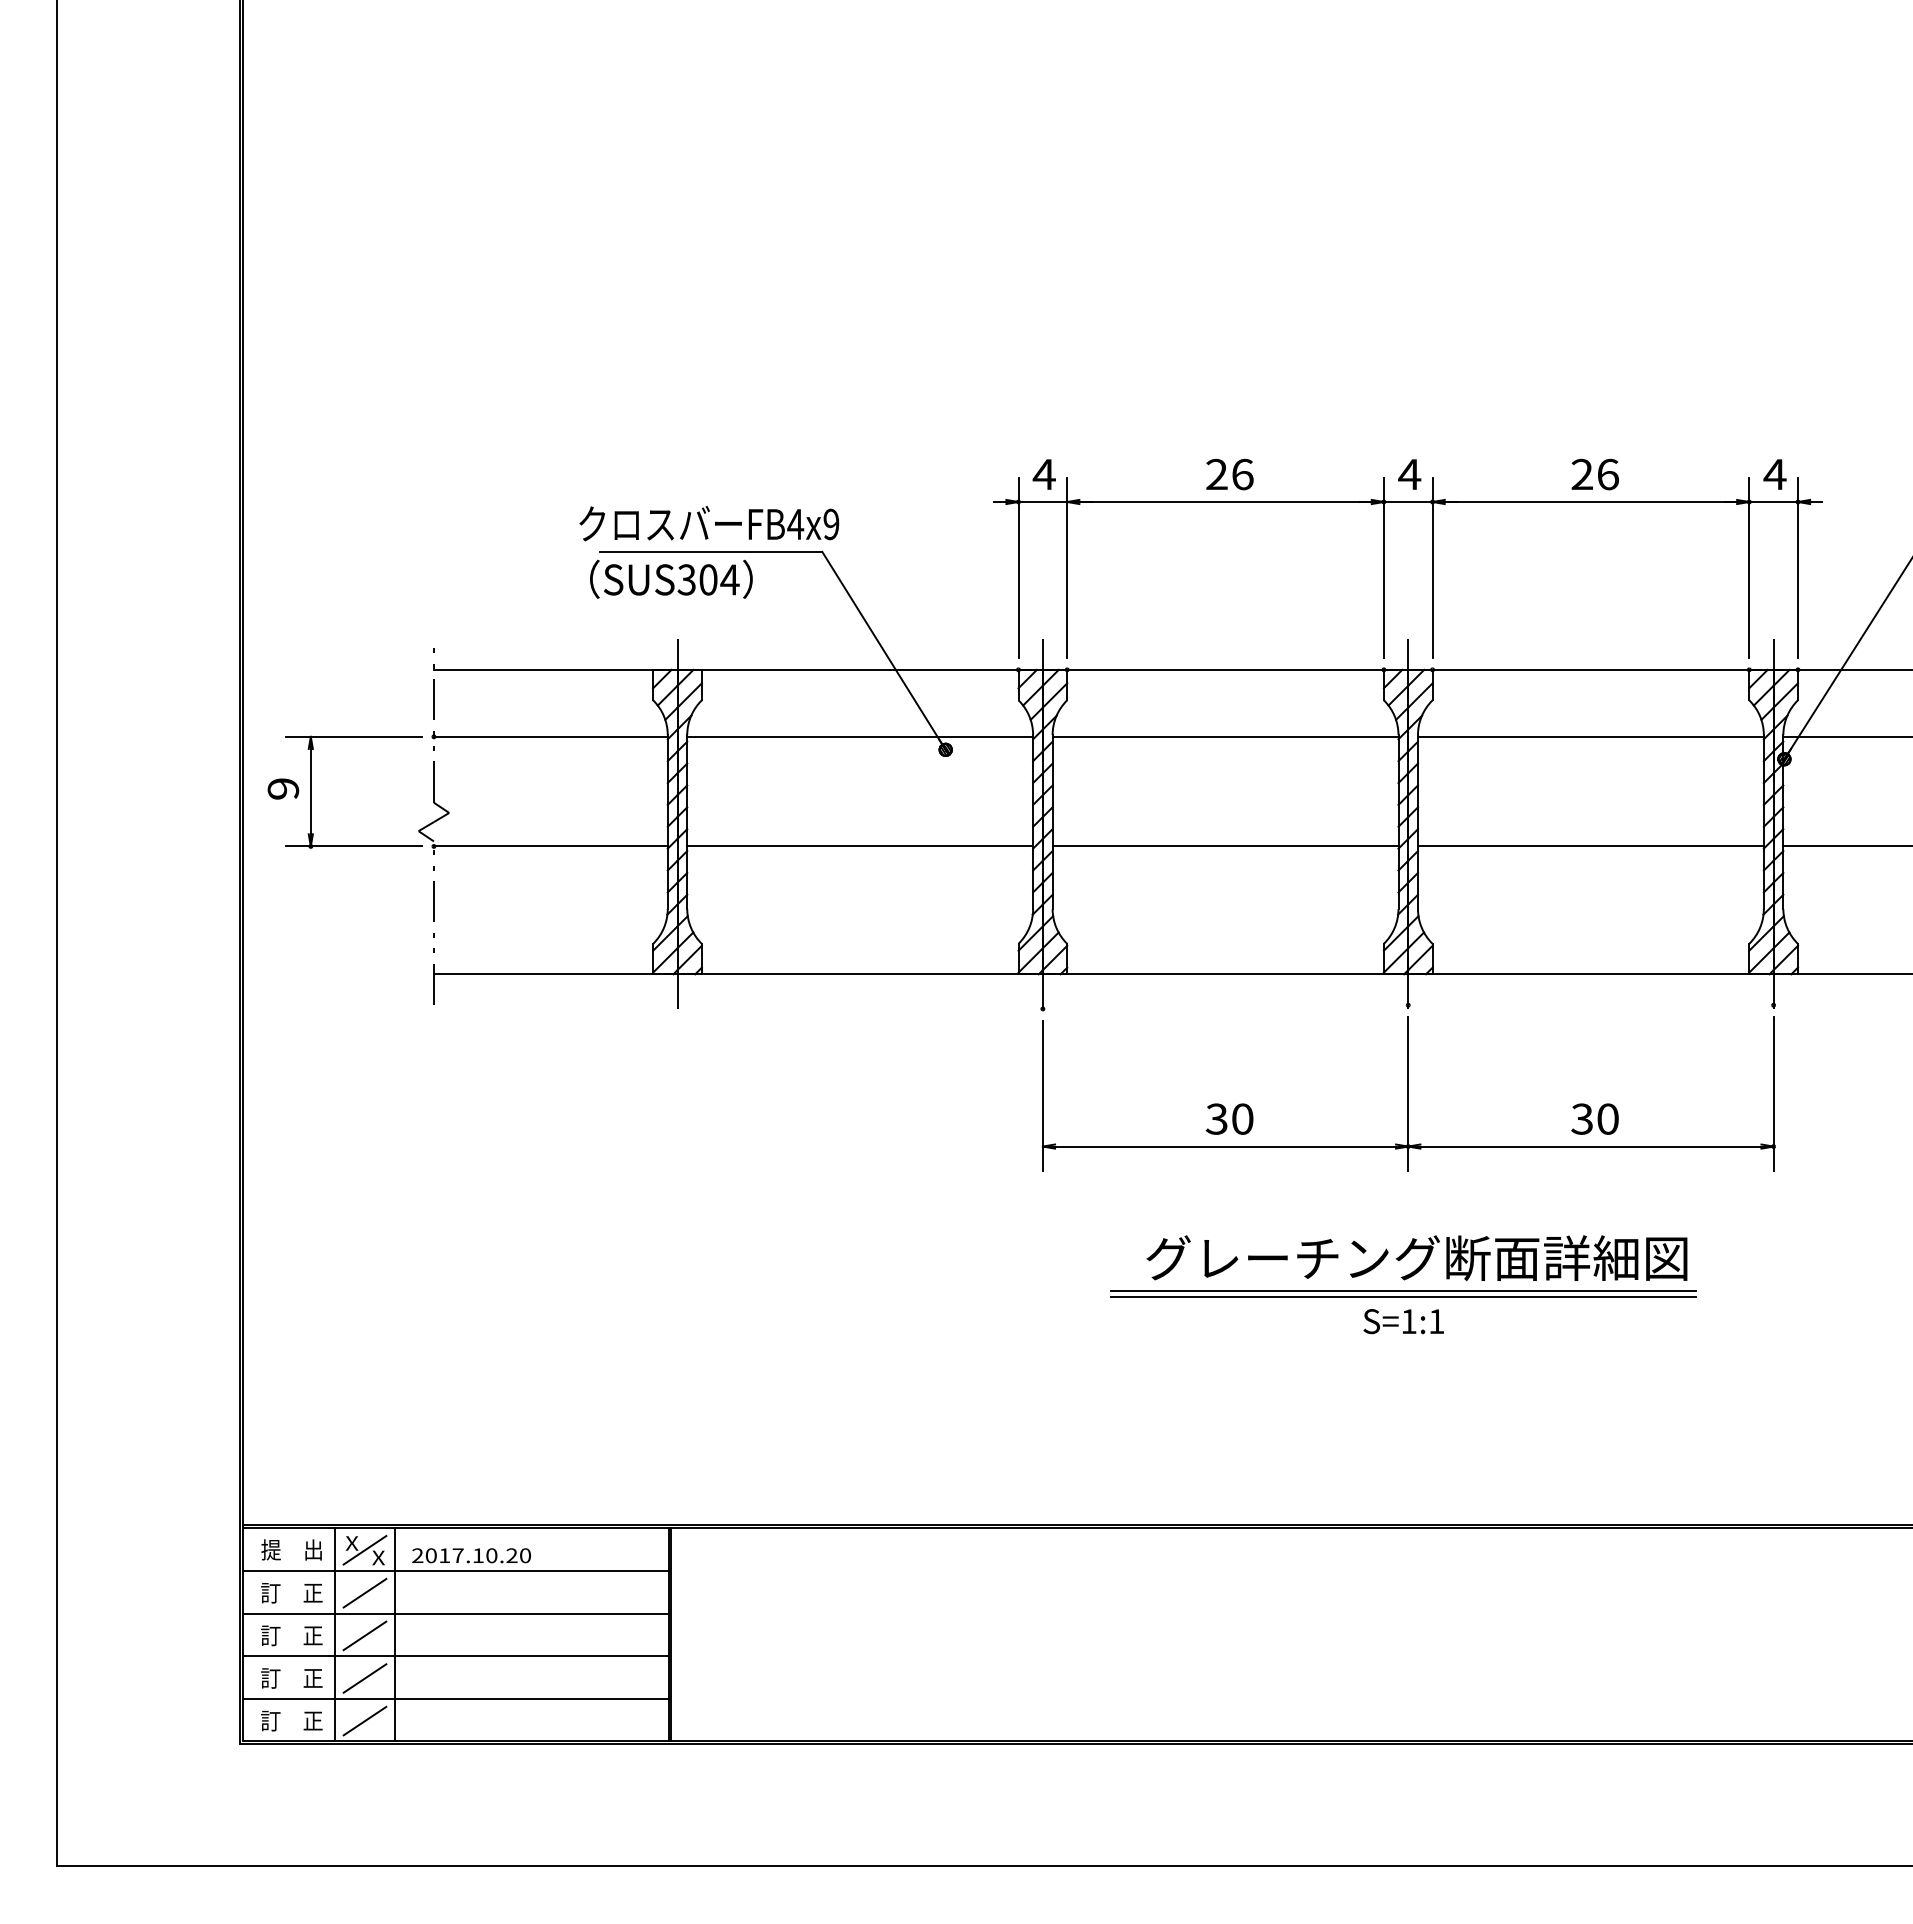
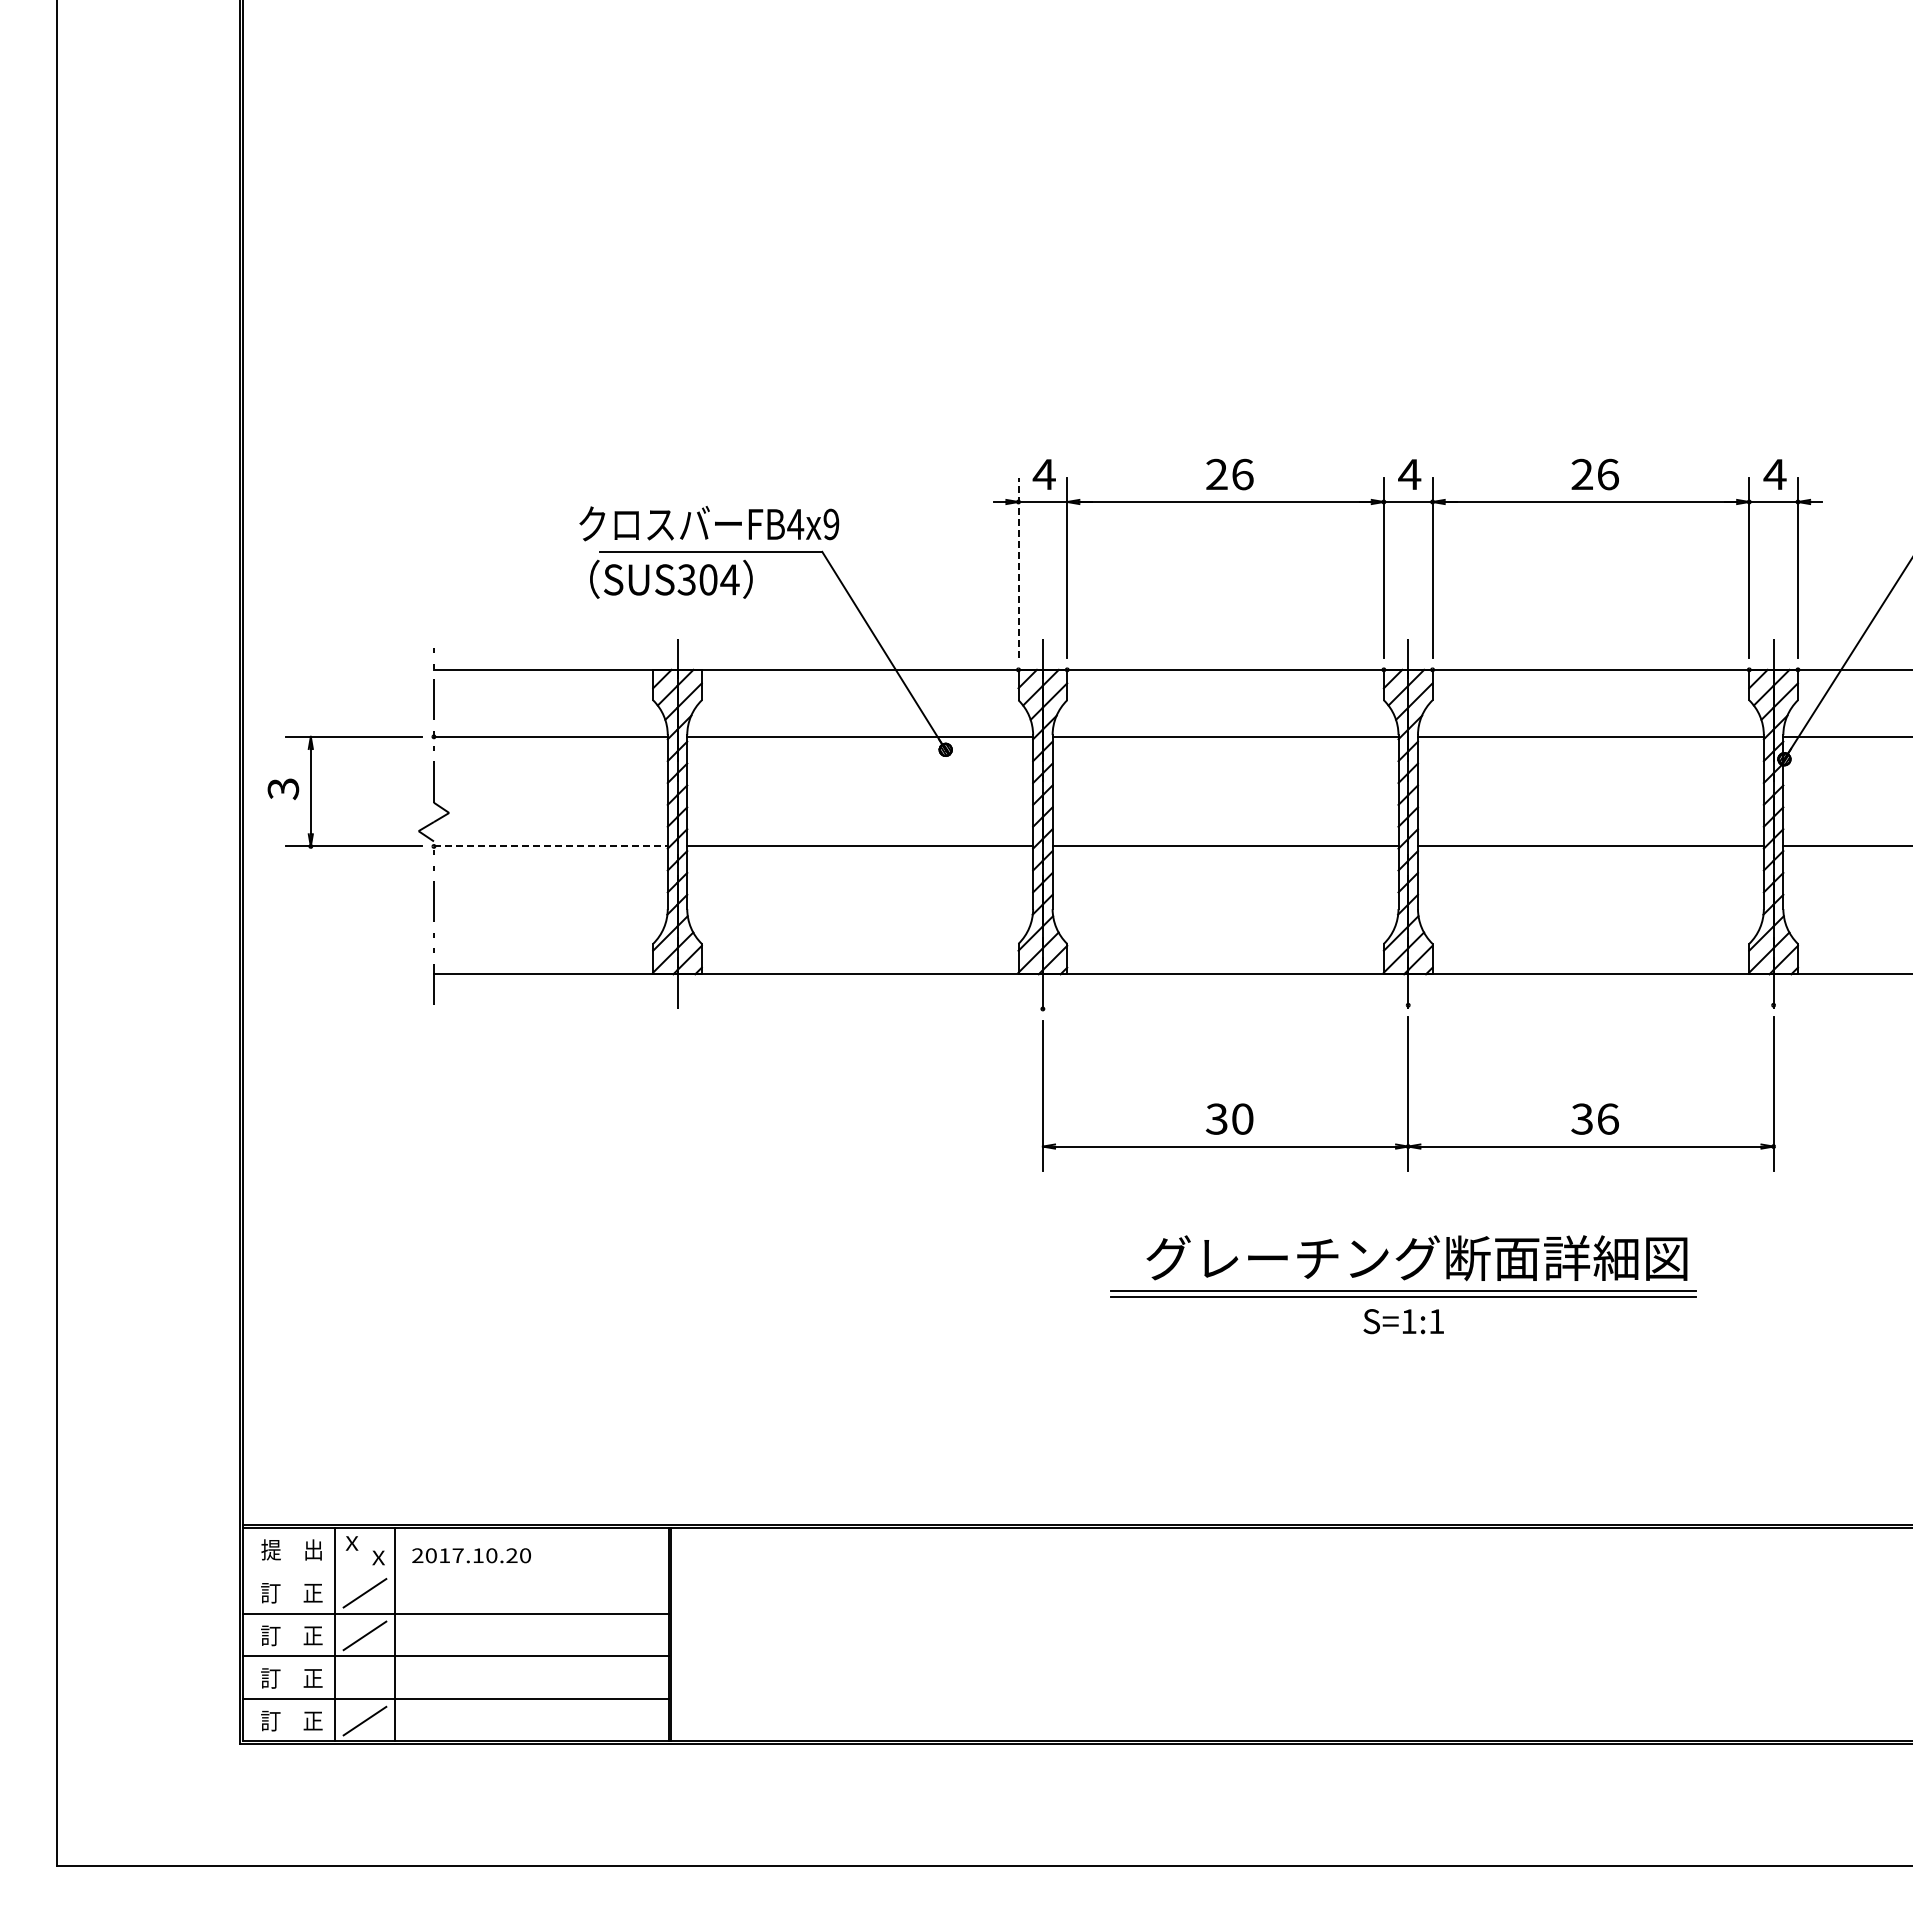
line: solid -> dashed (1018, 567)
text: 9 -> 3 (283, 788)
line: solid -> dashed (550, 846)
text: 30 -> 36 (1607, 1118)
line: present -> none (364, 1550)
line: present -> none (456, 1570)
line: present -> none (364, 1678)
